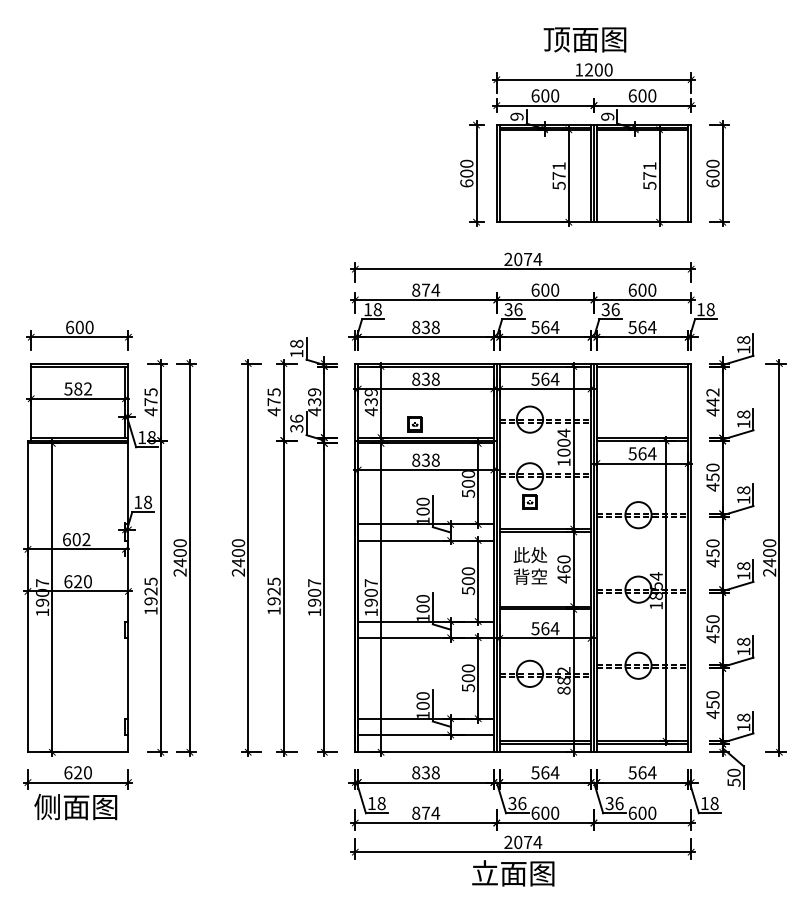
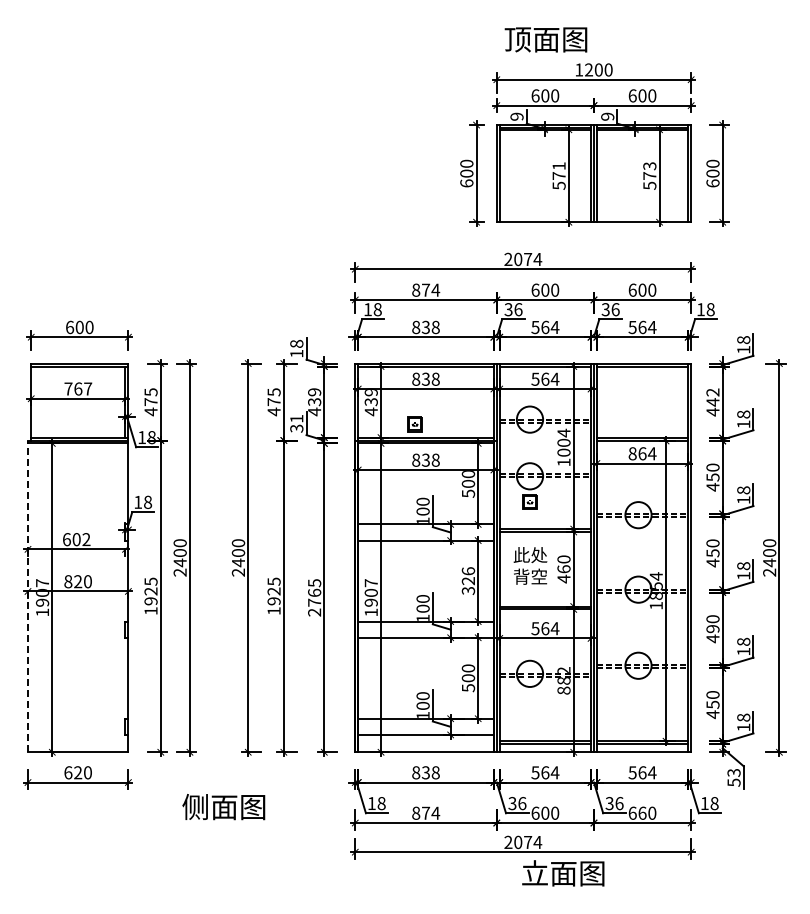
text position: (584, 39) -> (545, 39) (545, 39)
text: 571 -> 573 (649, 166)
text: 582 -> 767 (78, 388)
text: 36 -> 31 (296, 418)
text: 564 -> 864 (632, 453)
text: 500 -> 326 (468, 580)
text: 620 -> 820 (68, 581)
line: solid -> dashed (28, 596)
text: 1907 -> 2765 (314, 597)
text: 450 -> 490 (712, 629)
text: 50 -> 53 (733, 772)
text position: (75, 807) -> (223, 807) (223, 807)
text: 600 -> 660 (642, 812)
text position: (513, 873) -> (563, 873) (563, 873)
